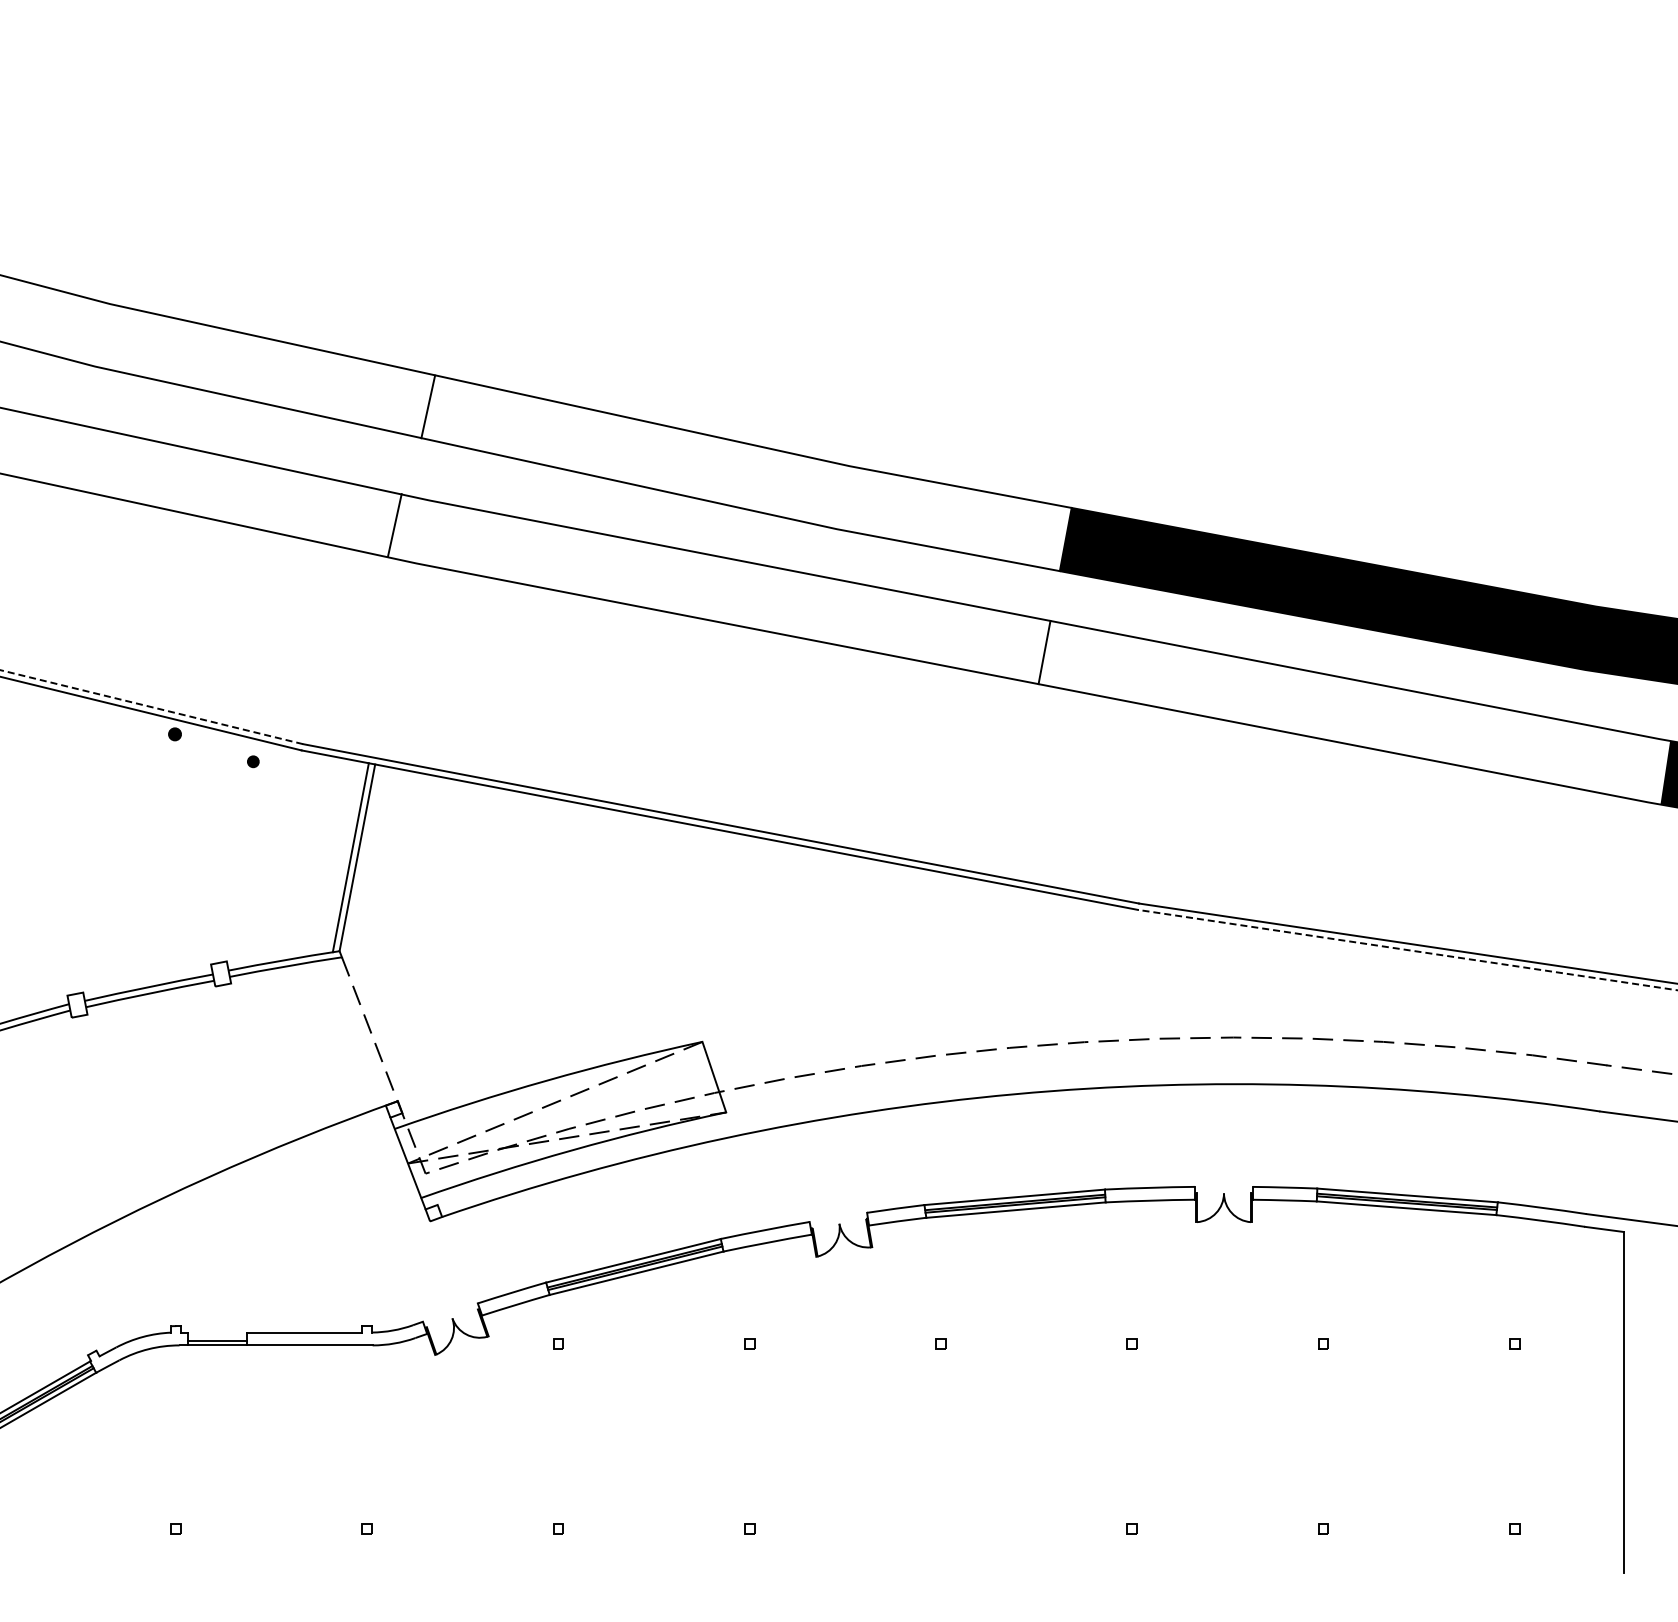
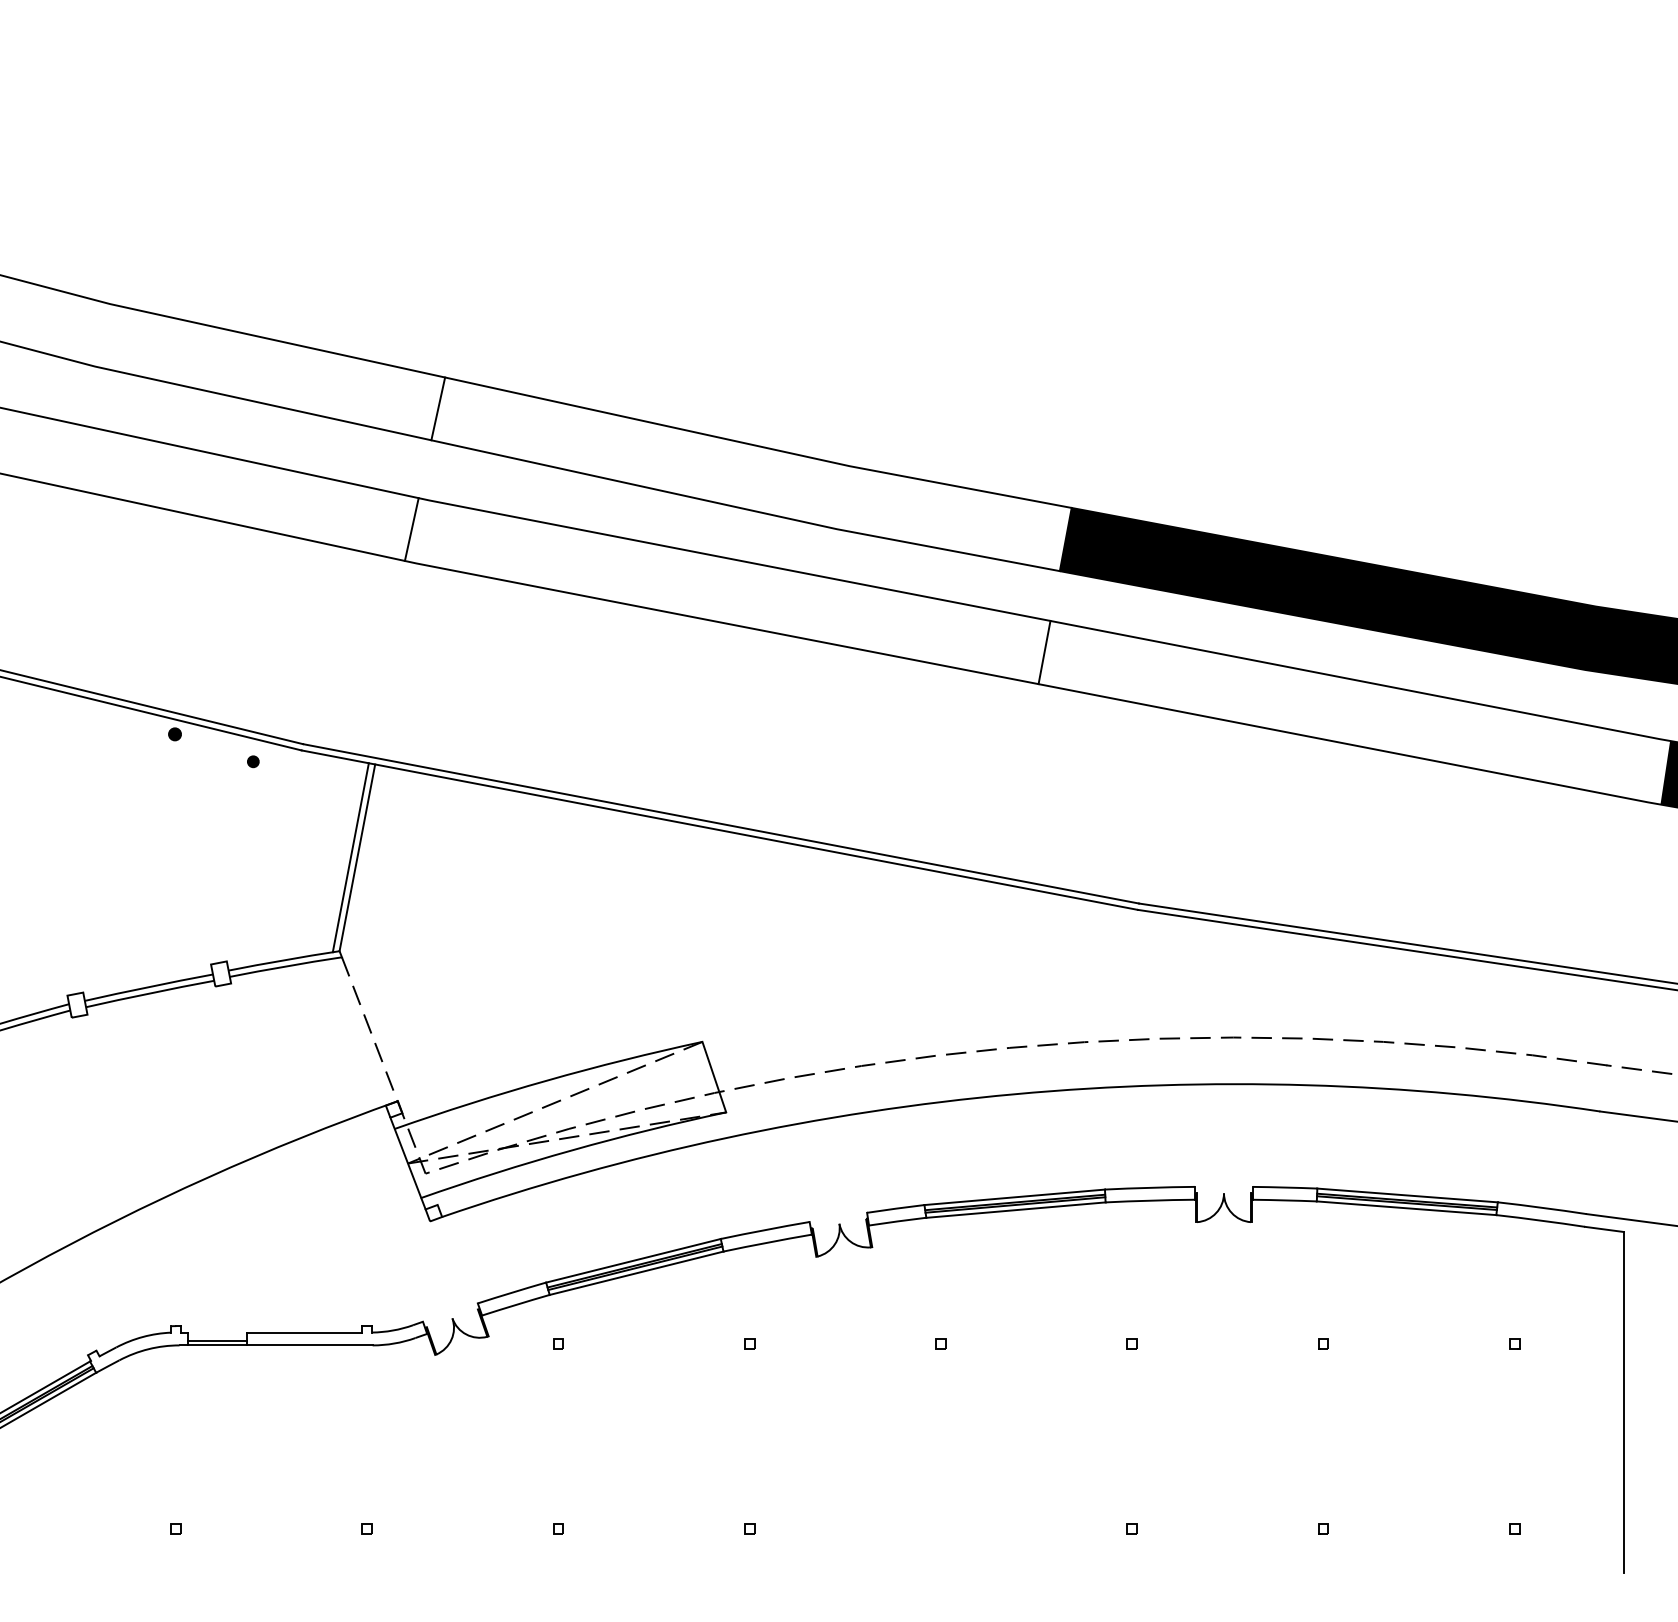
line position: (428, 406) -> (438, 408) (438, 408)
line position: (394, 525) -> (411, 529) (411, 529)
line: dashed -> solid (151, 707)
line: dashed -> solid (1407, 950)
